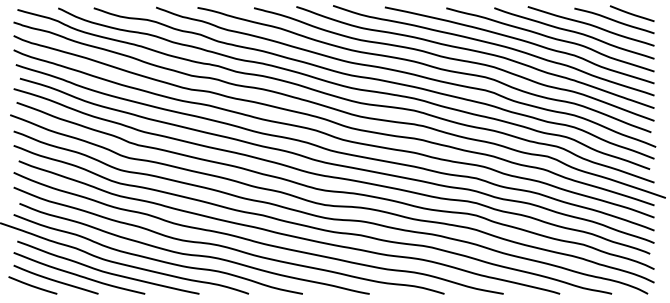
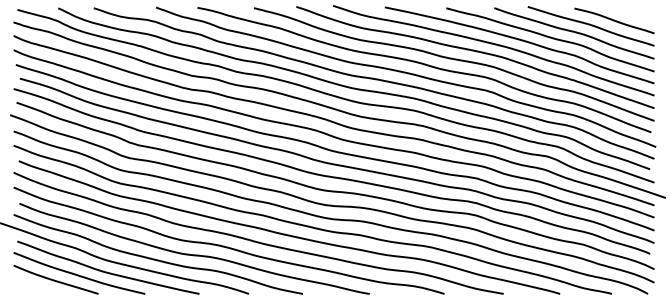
line: present -> none (631, 13)
line: present -> none (32, 285)
